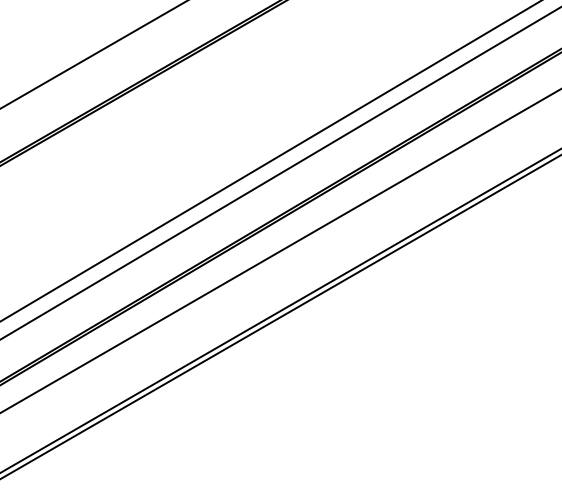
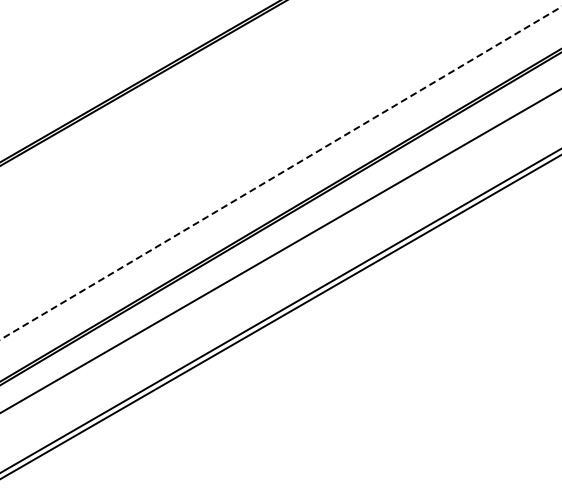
line: present -> none (93, 54)
line: present -> none (270, 161)
line: solid -> dashed (280, 173)
